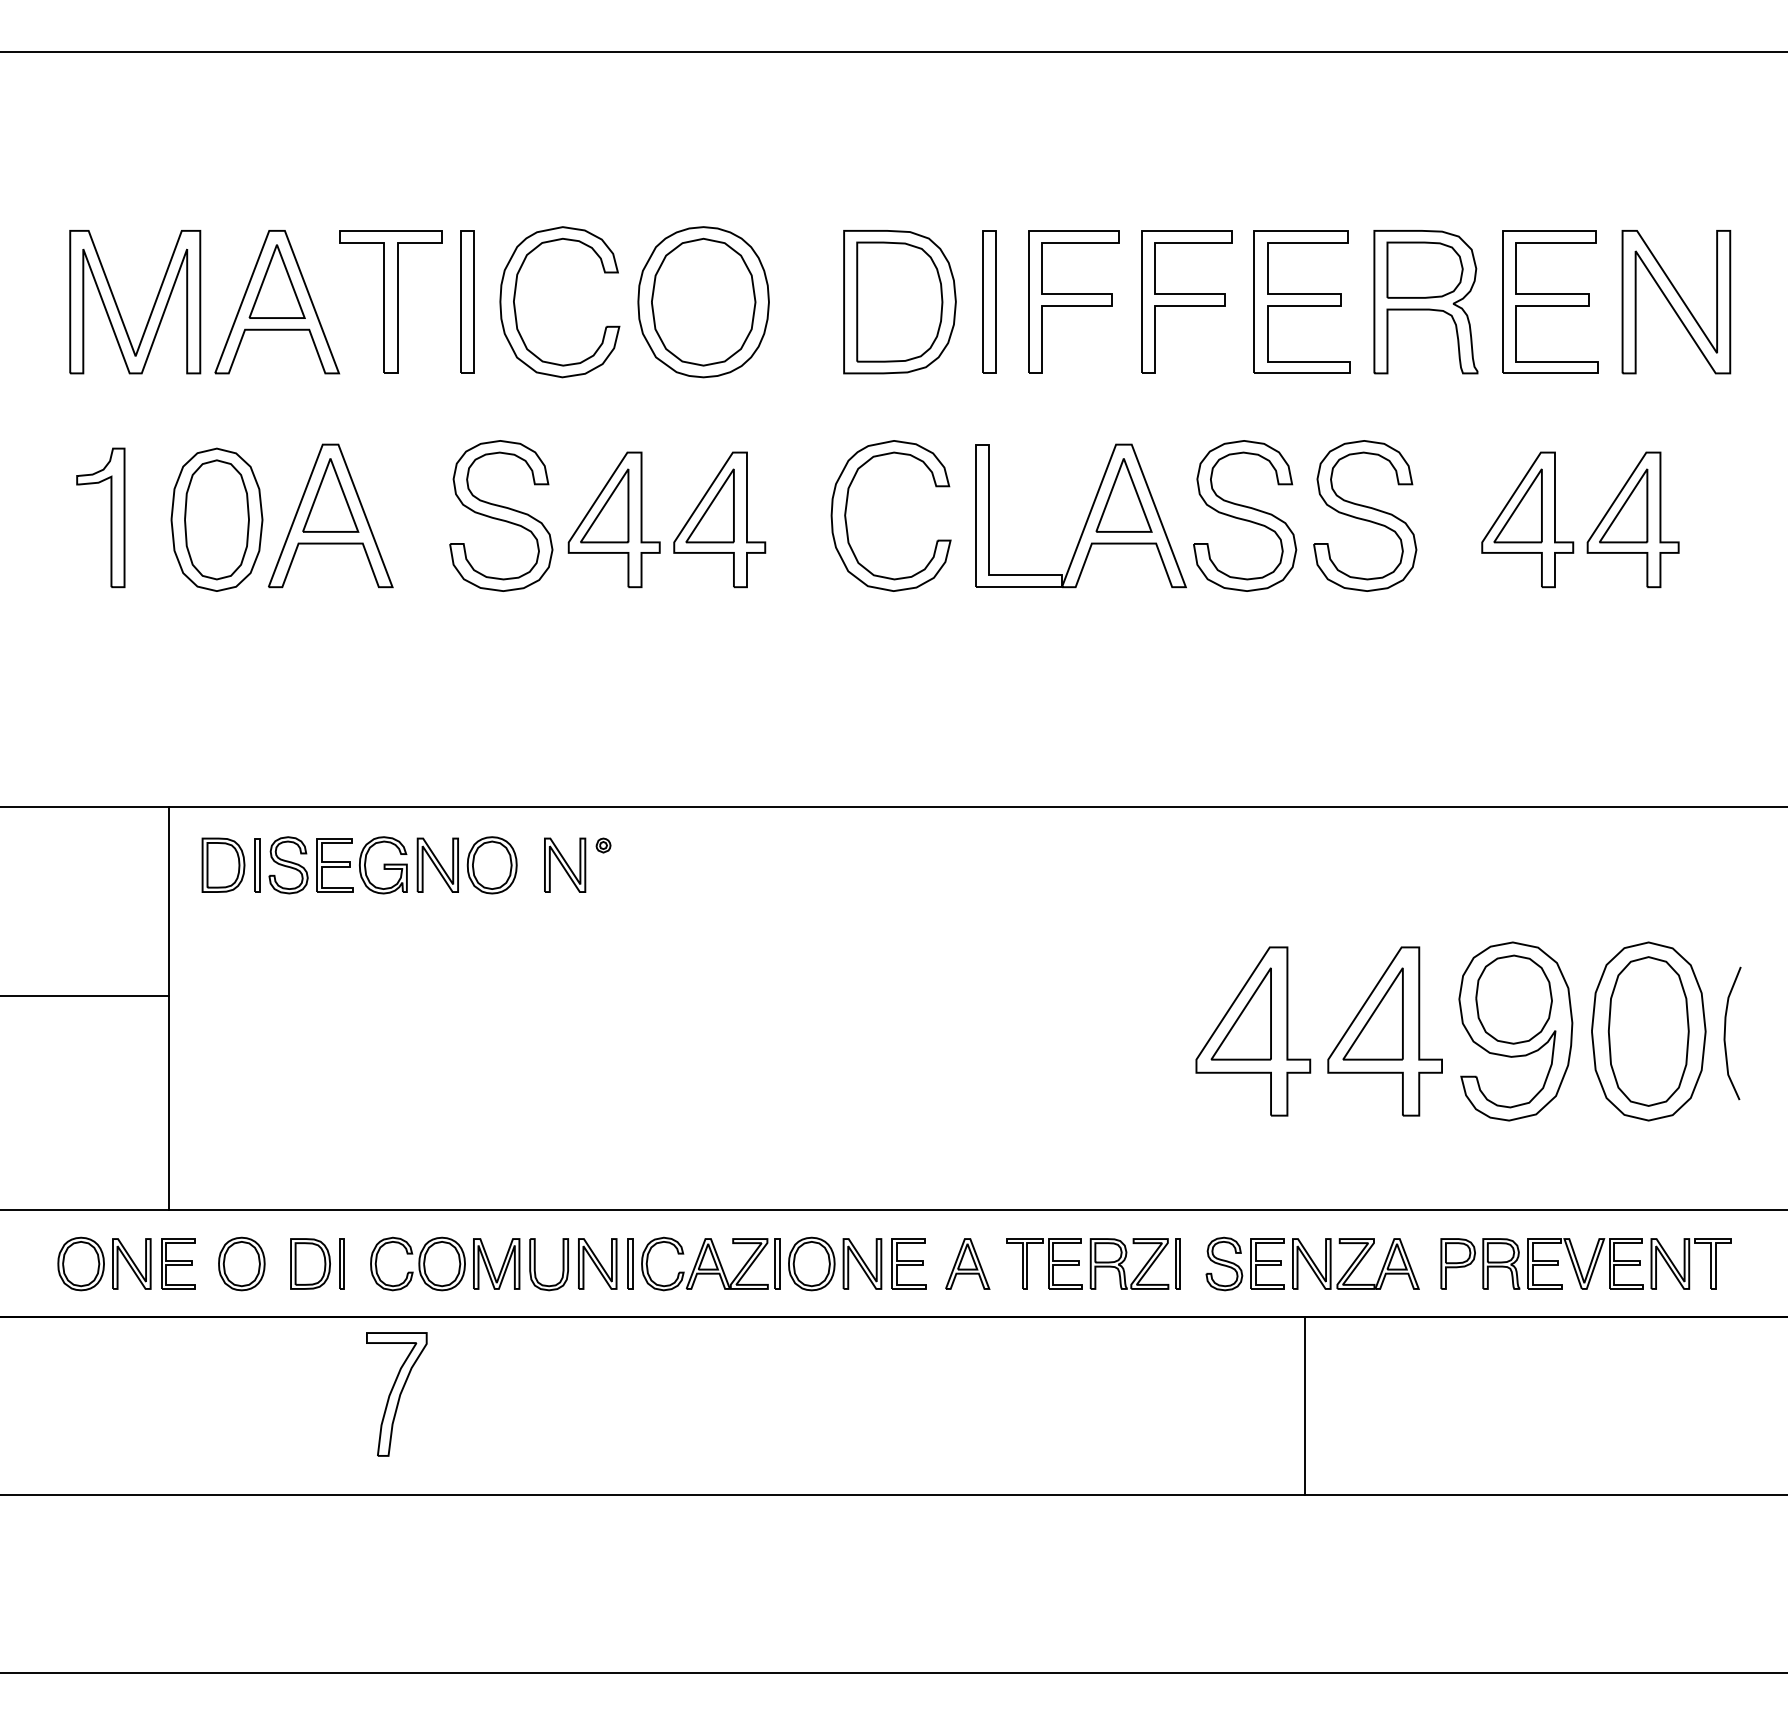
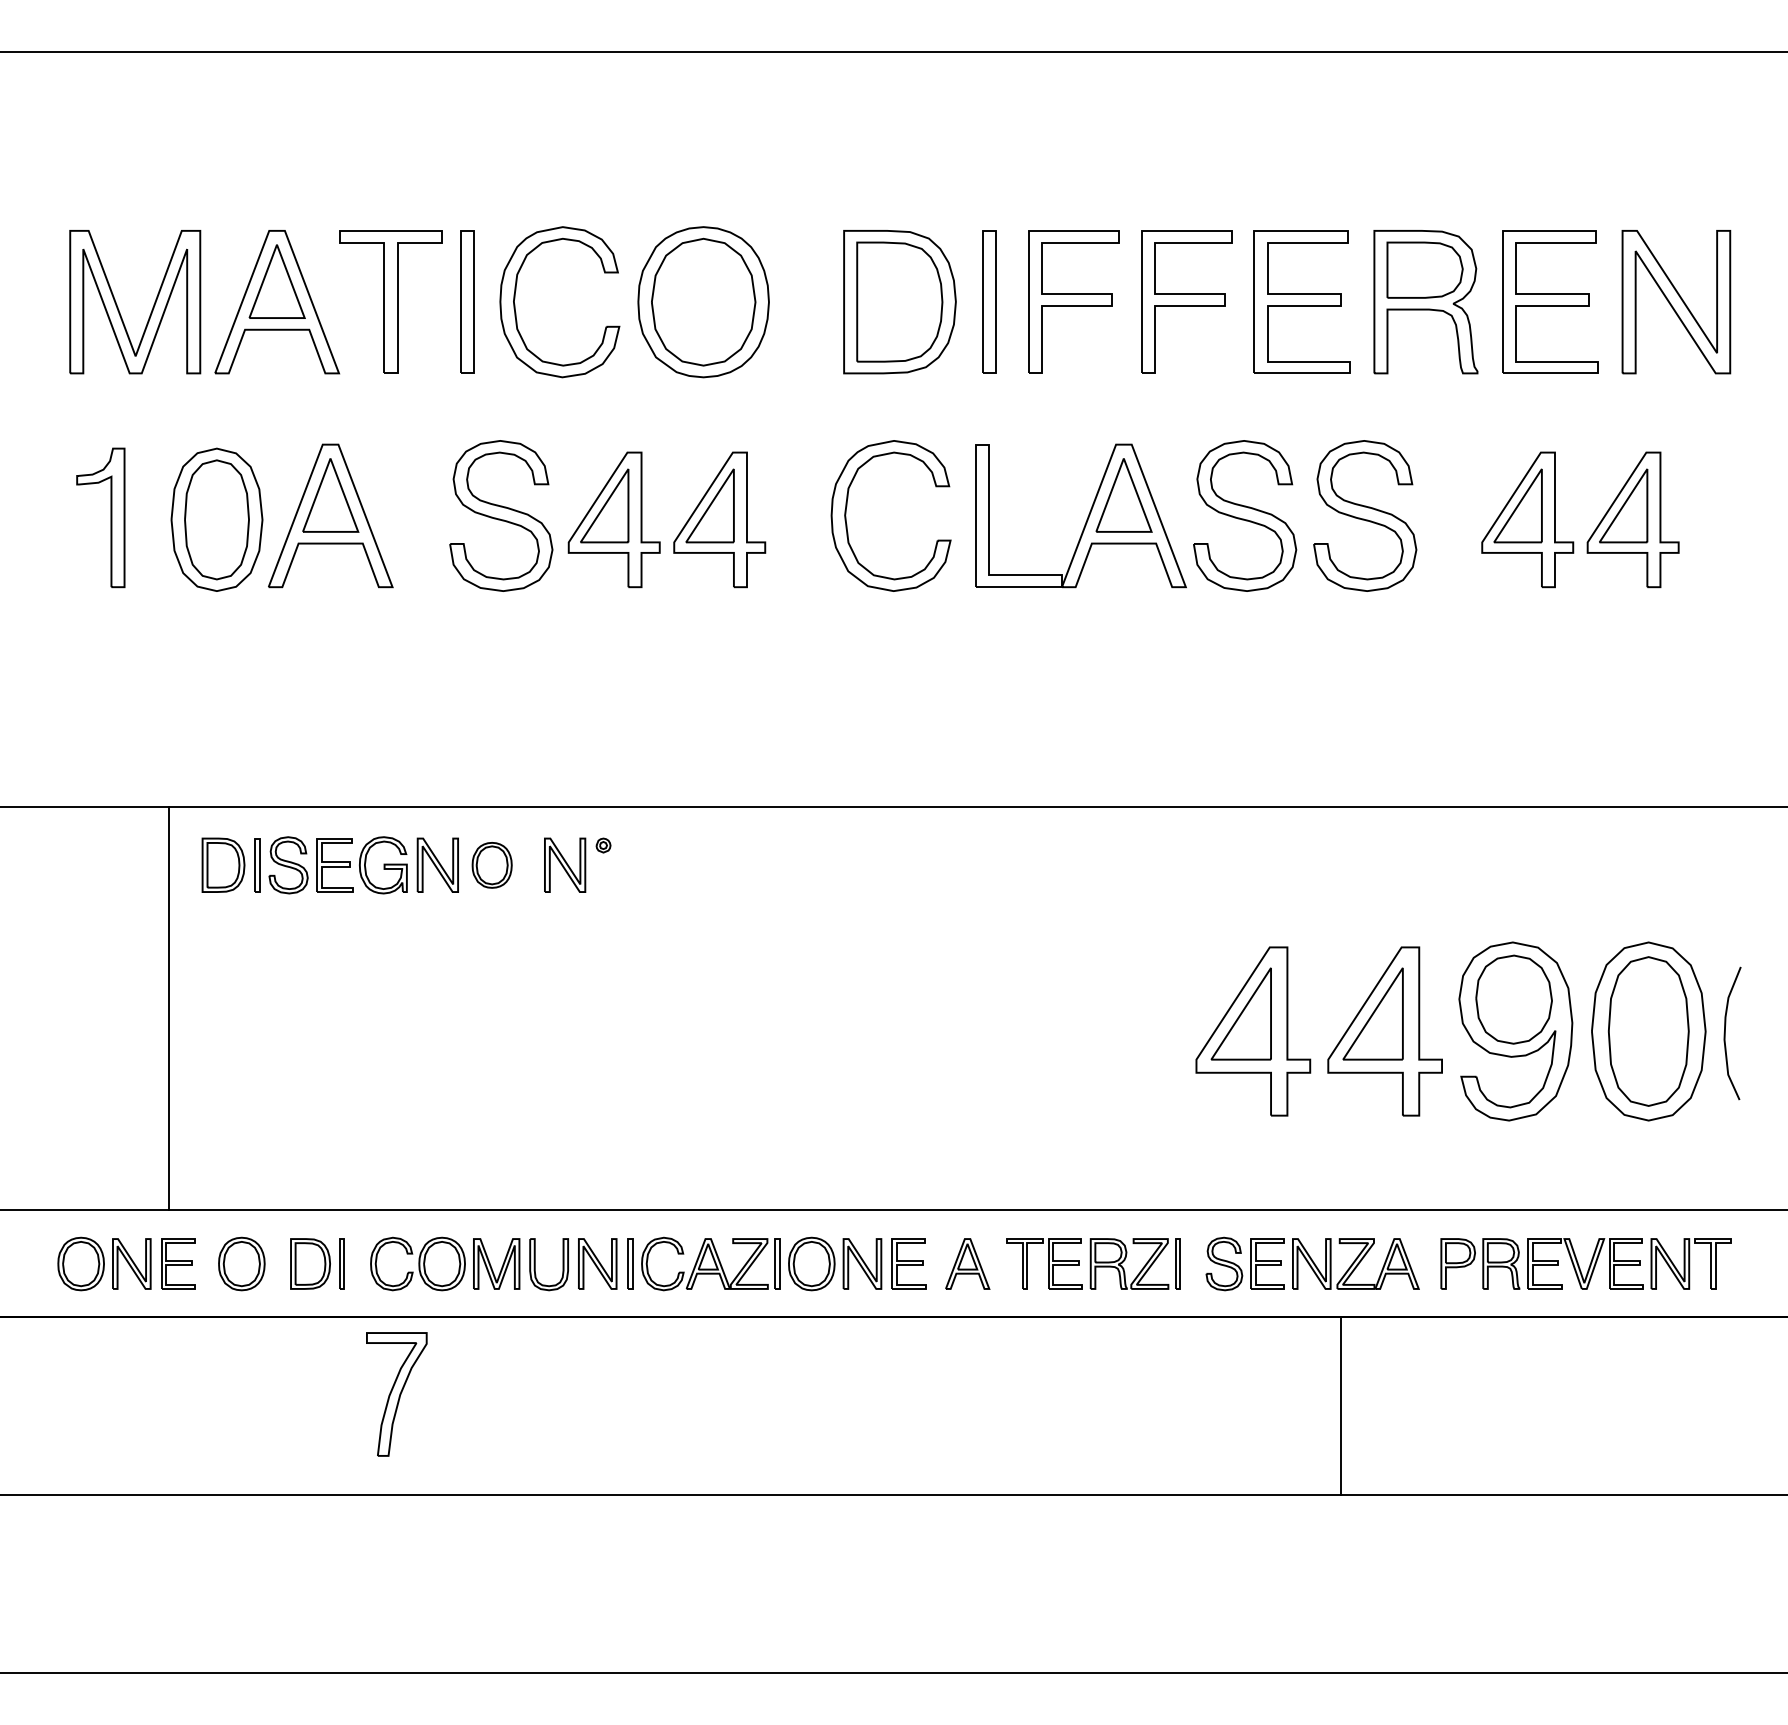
part size: 52x59 px -> 42x47 px (491, 865)
line: present -> none (85, 996)
line position: (1304, 1405) -> (1340, 1405) (1340, 1405)
